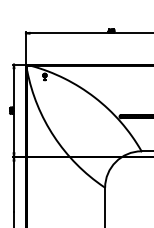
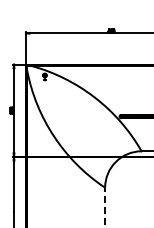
line: solid -> dashed (105, 207)
